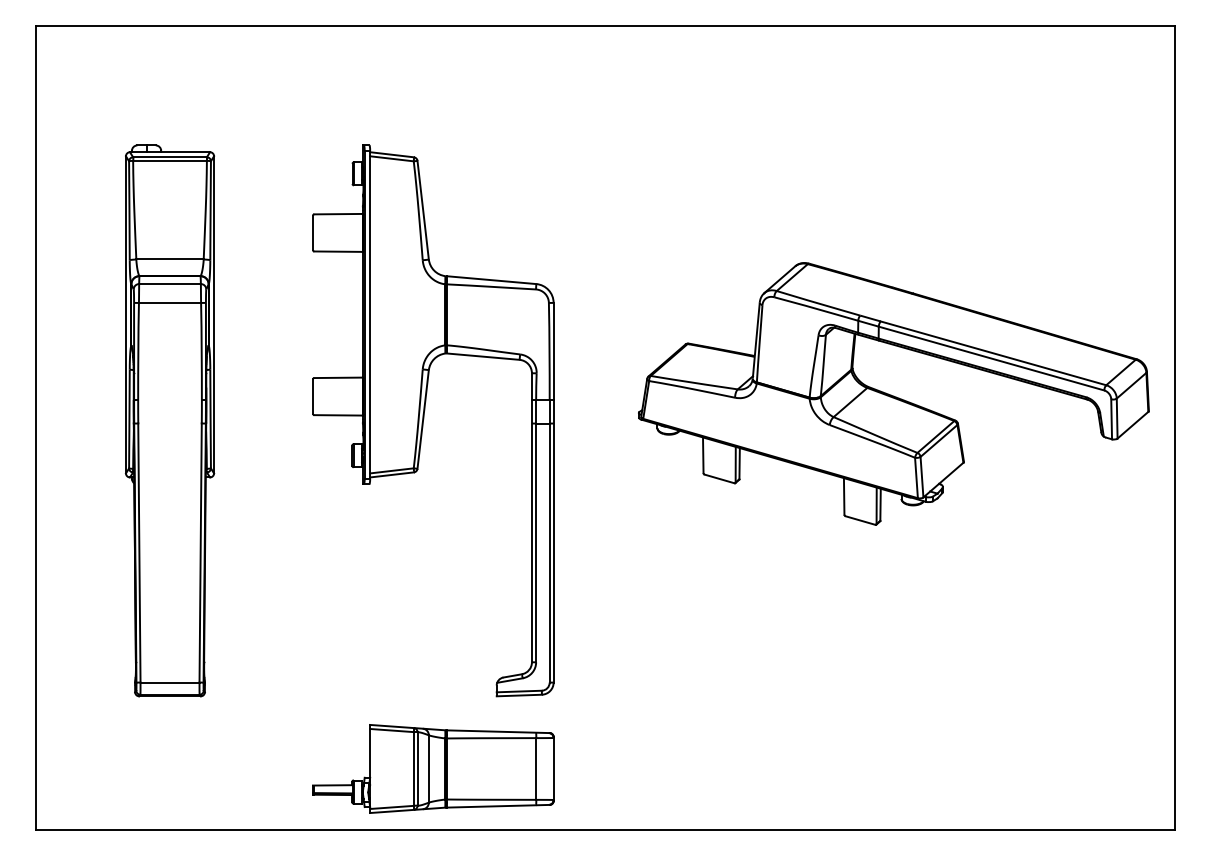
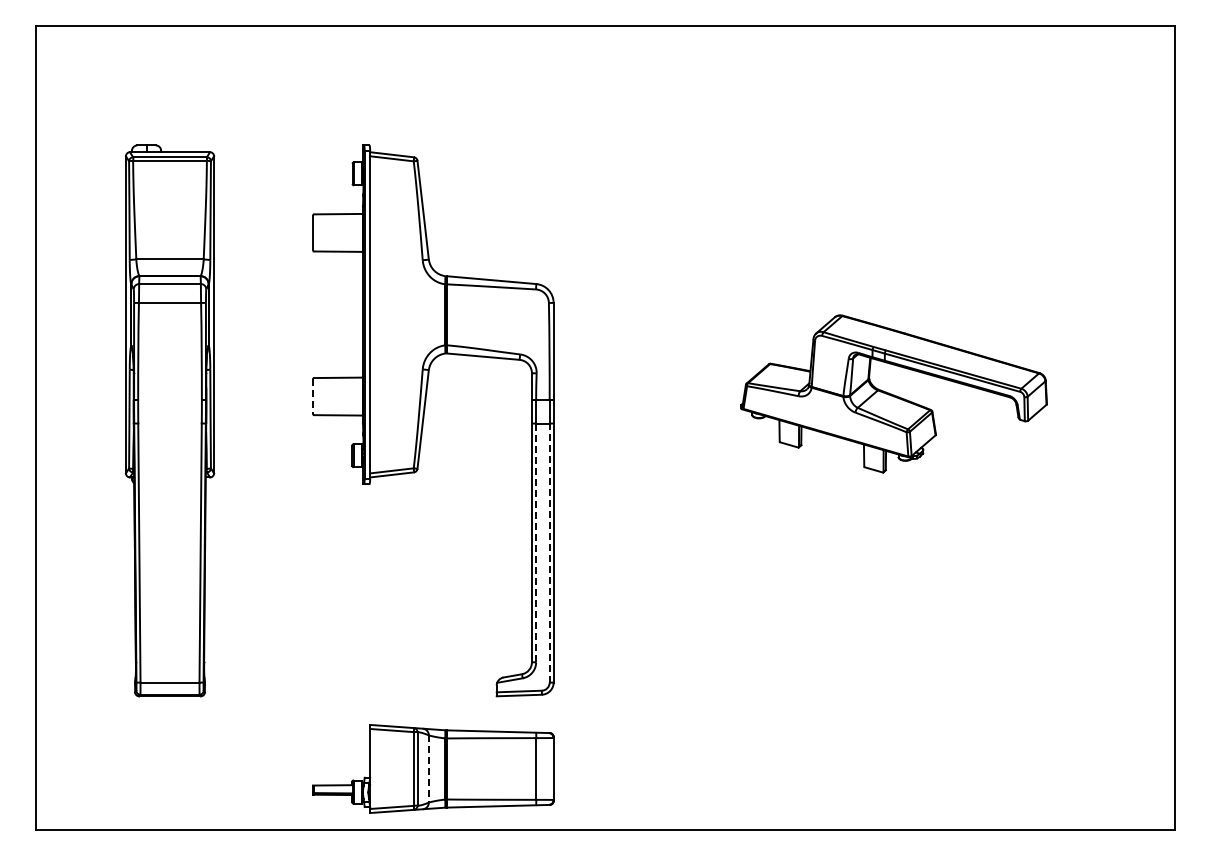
part size: 512x264 px -> 308x160 px (893, 393)
line: solid -> dashed (312, 397)
line: solid -> dashed (536, 543)
line: solid -> dashed (549, 553)
line: solid -> dashed (428, 768)
